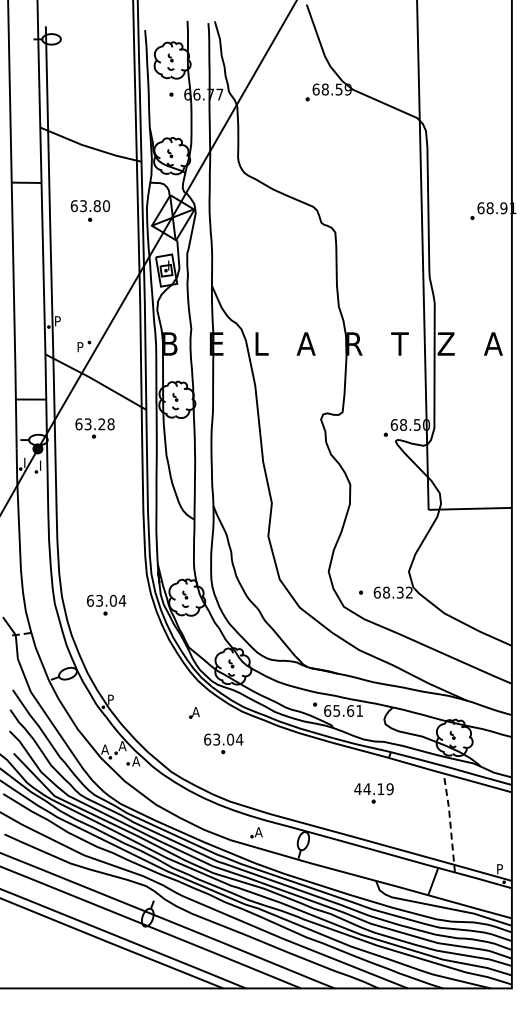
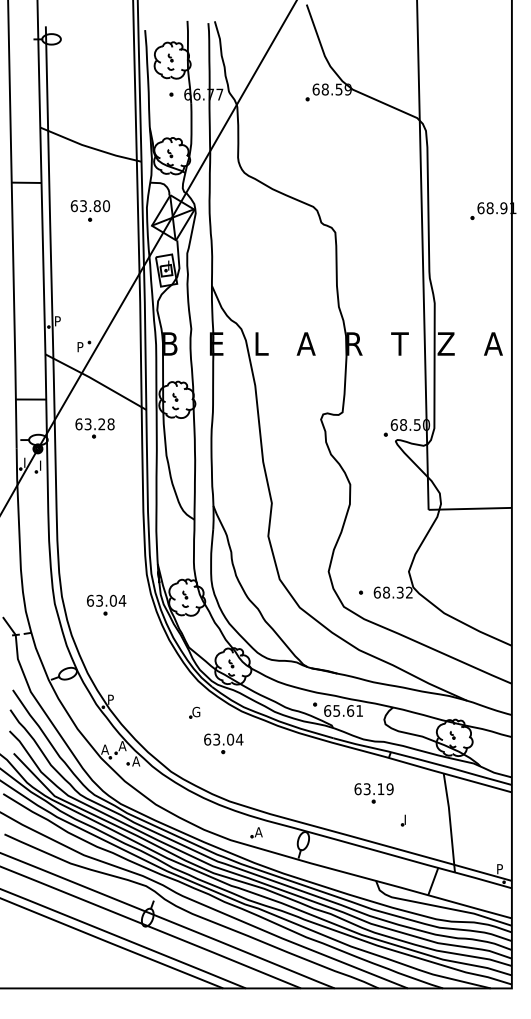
text: A -> G (196, 711)
text: 44.19 -> 63.19 (362, 789)
part: none -> present (402, 820)
line: dashed -> solid (450, 822)
